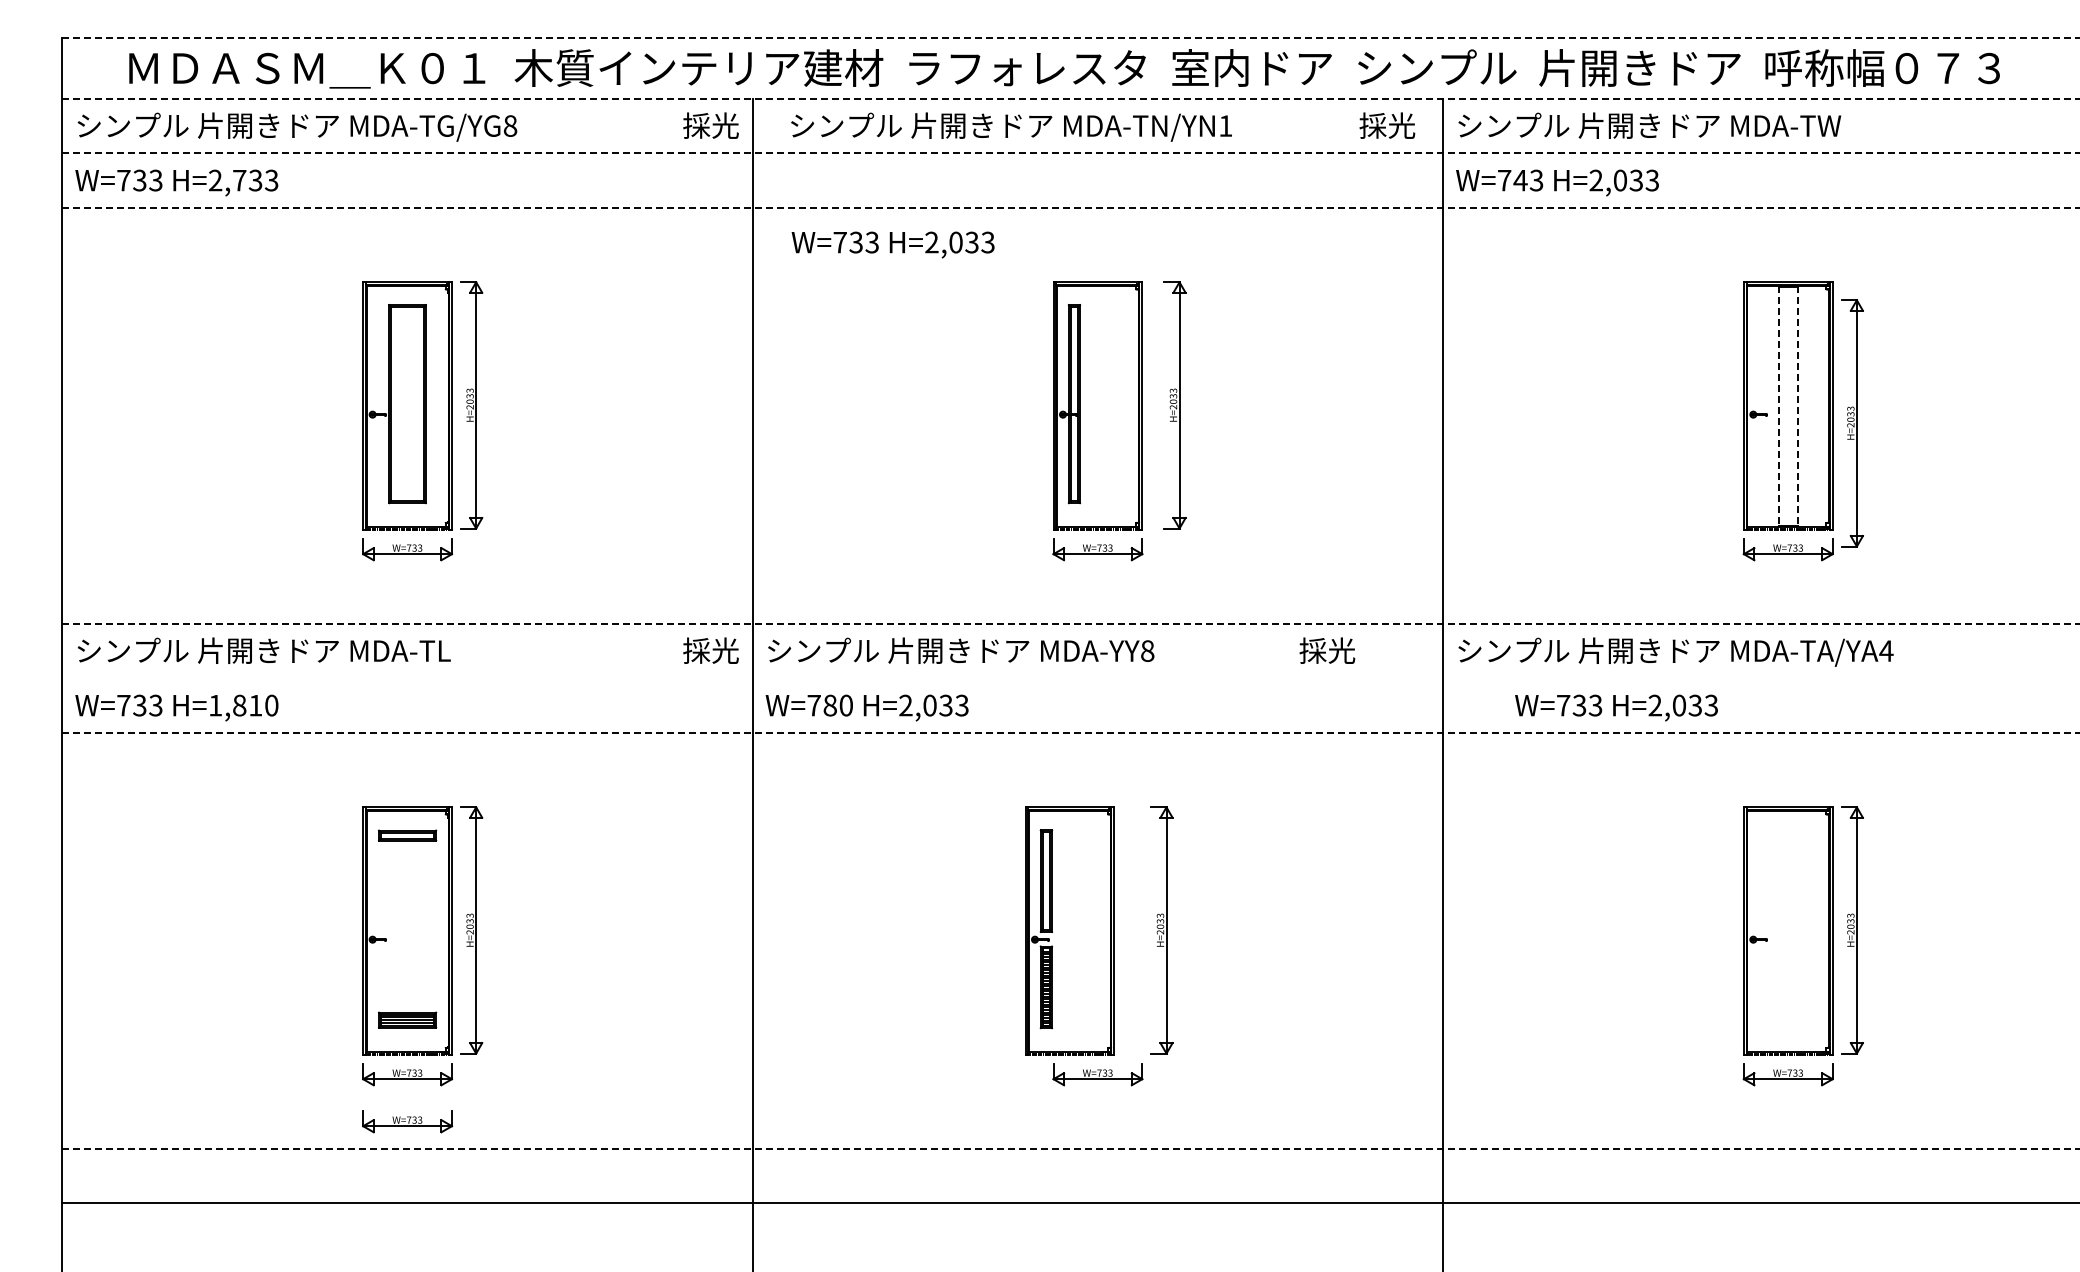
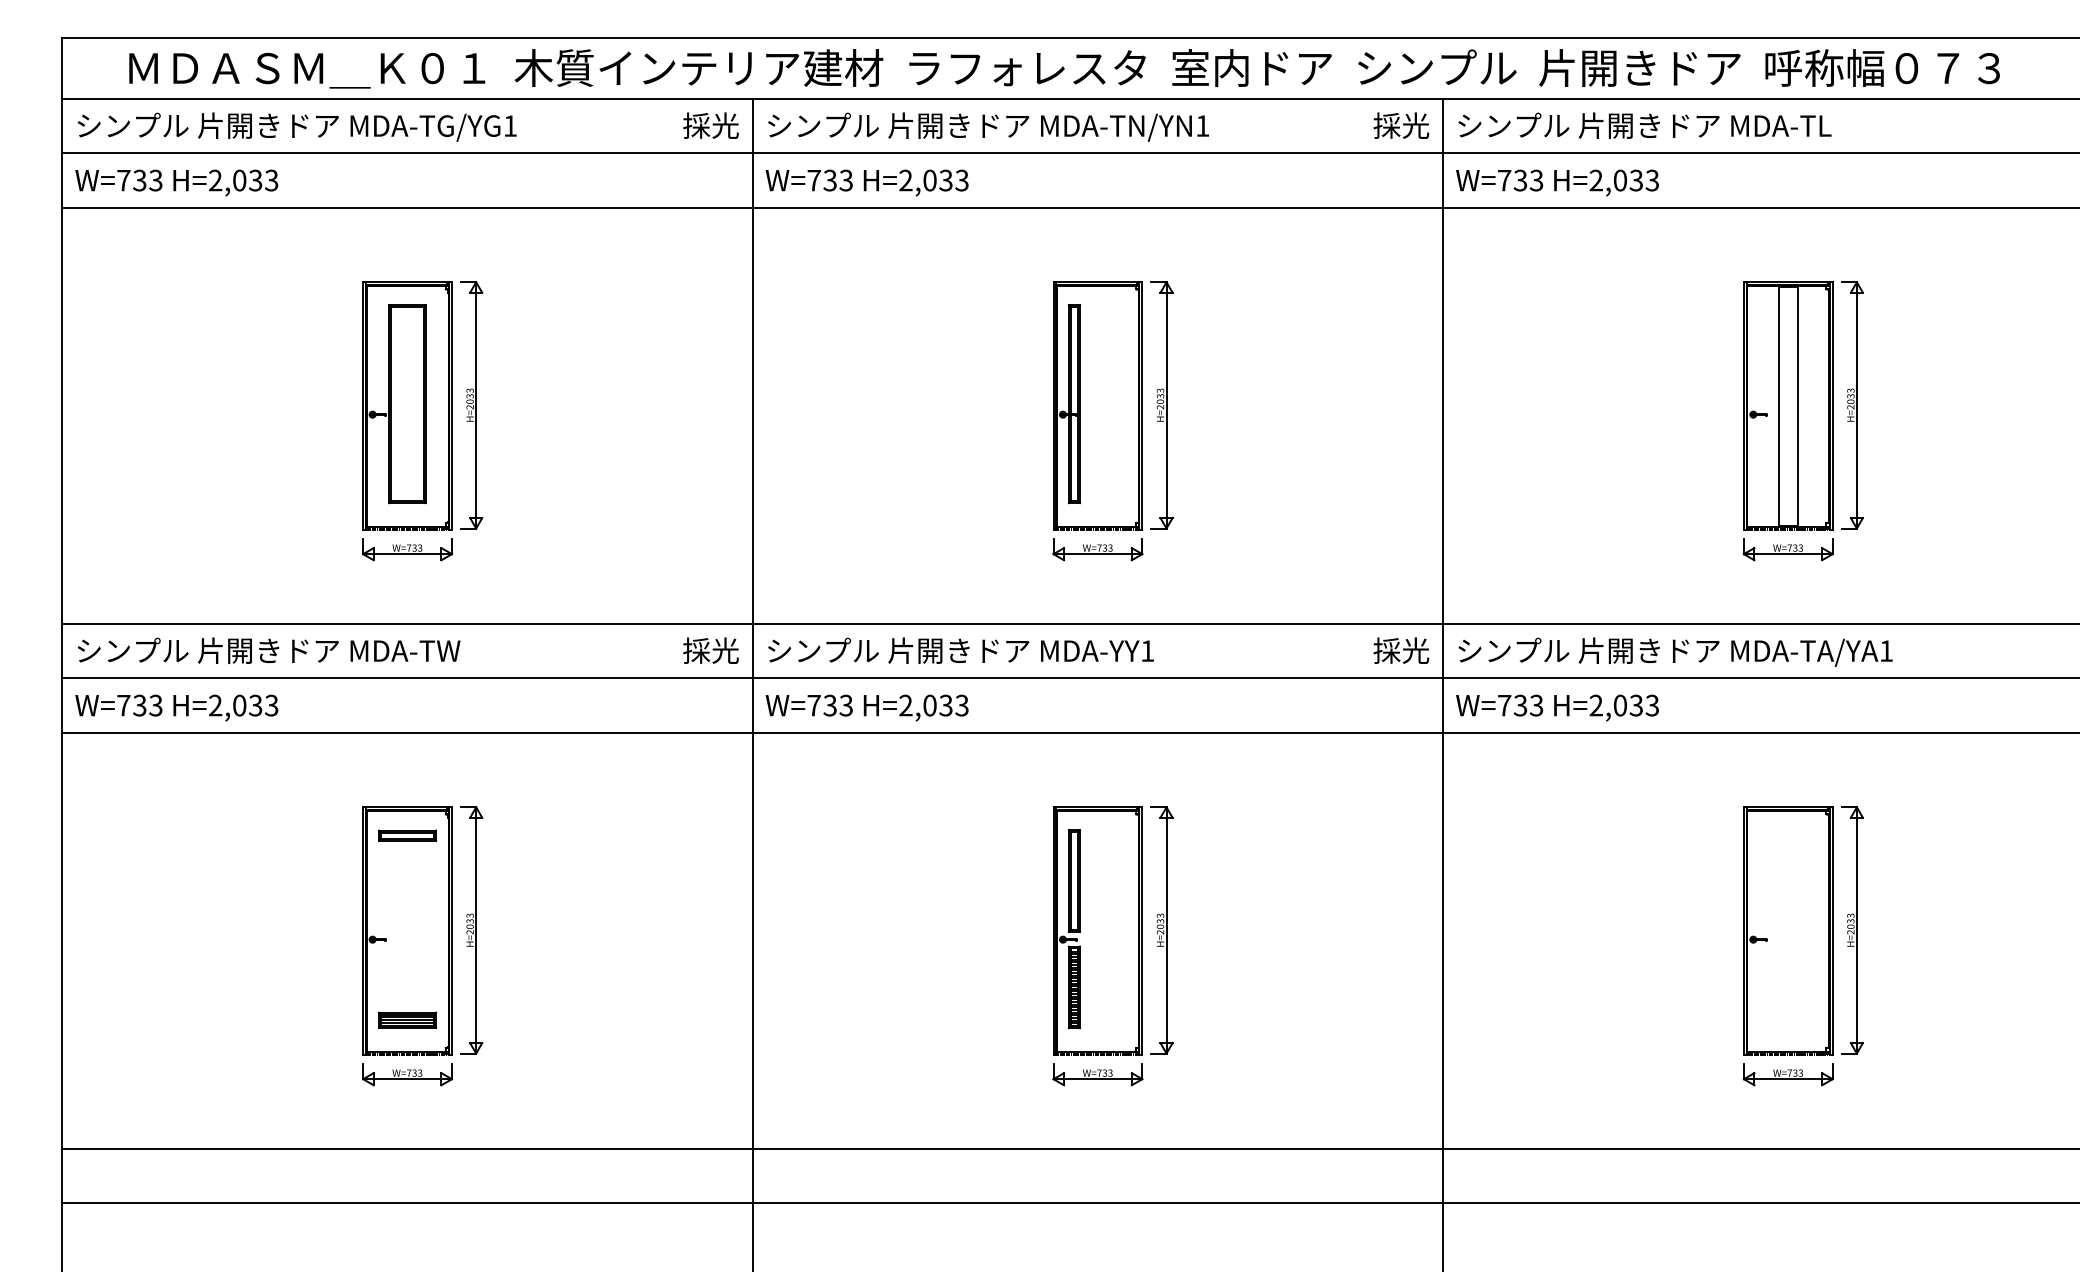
line: dashed -> solid (1071, 38)
line: dashed -> solid (1071, 98)
text: MDA-TG/YG8 -> MDA-TG/YG1 (510, 125)
text position: (1387, 125) -> (1401, 125) (1401, 125)
text: シンプル 片開きドア MDA-TW -> シンプル 片開きドア MDA-TL (1829, 125)
text position: (1011, 126) -> (988, 126) (988, 126)
line: dashed -> solid (1071, 153)
text: H=2,733 -> H=2,033 (239, 180)
text: W=743 -> W=733 (1520, 180)
line: dashed -> solid (1071, 207)
text position: (892, 244) -> (866, 182) (866, 182)
part position: (1174, 405) -> (1161, 405) (1161, 405)
line: dashed -> solid (1778, 406)
line: dashed -> solid (1797, 406)
part position: (1852, 423) -> (1852, 405) (1852, 405)
line: dashed -> solid (1071, 623)
text: シンプル 片開きドア MDA-TL -> シンプル 片開きドア MDA-TW (448, 650)
text: MDA-YY8 -> MDA-YY1 (1147, 650)
text position: (1327, 650) -> (1401, 650) (1401, 650)
text: MDA-TA/YA4 -> MDA-TA/YA1 (1886, 650)
line: none -> present (1069, 678)
text: H=1,810 -> H=2,033 (243, 705)
text: W=780 -> W=733 (837, 705)
text position: (1616, 707) -> (1557, 707) (1557, 707)
line: dashed -> solid (1071, 732)
part position: (1069, 930) -> (1097, 930) (1097, 930)
part: present -> none (407, 1121)
line: dashed -> solid (1071, 1148)
